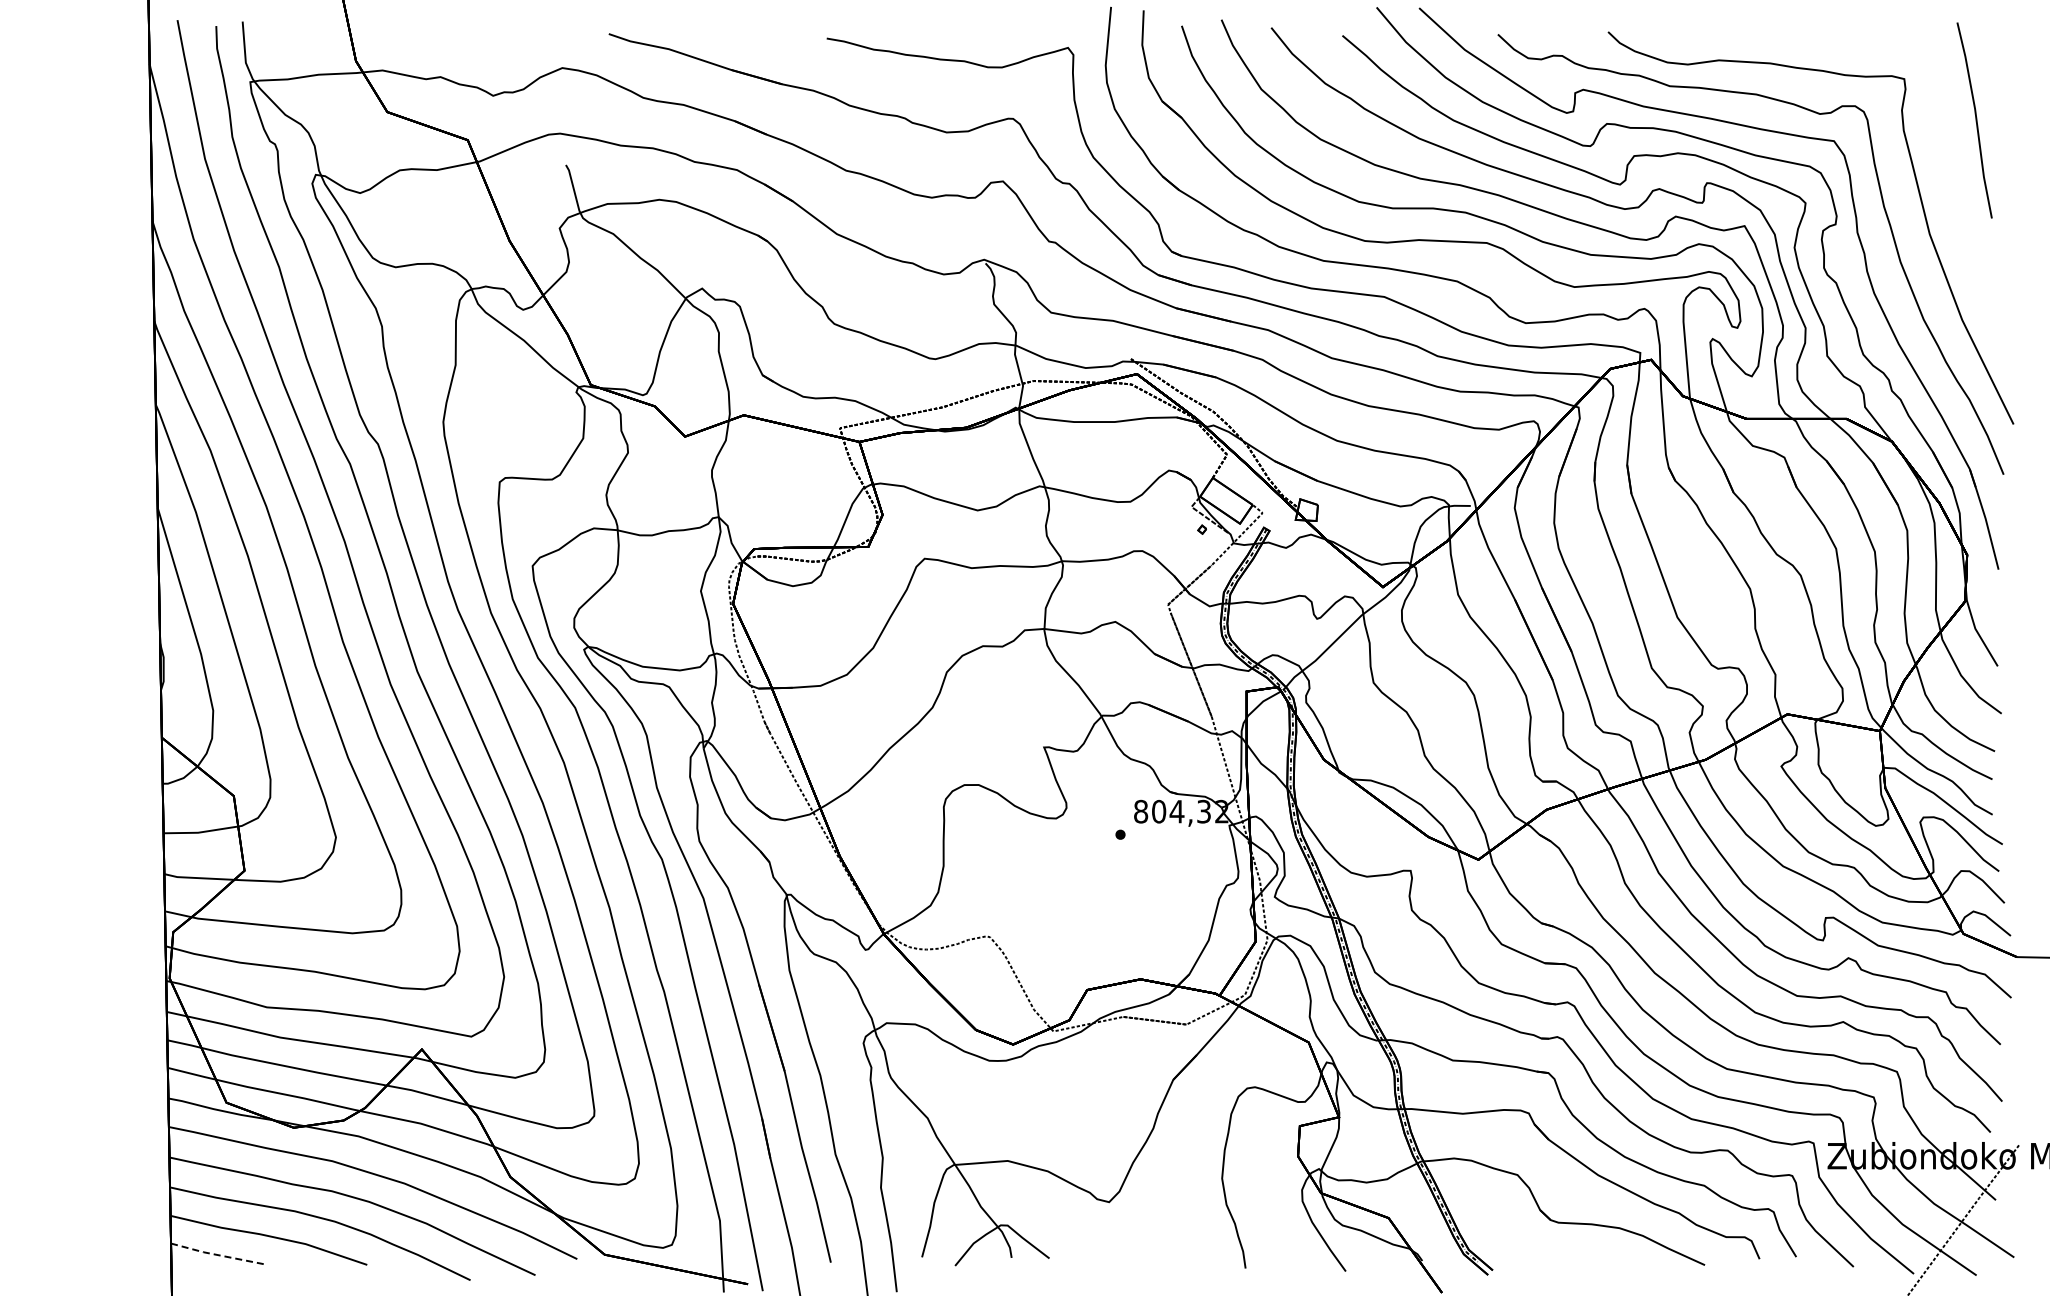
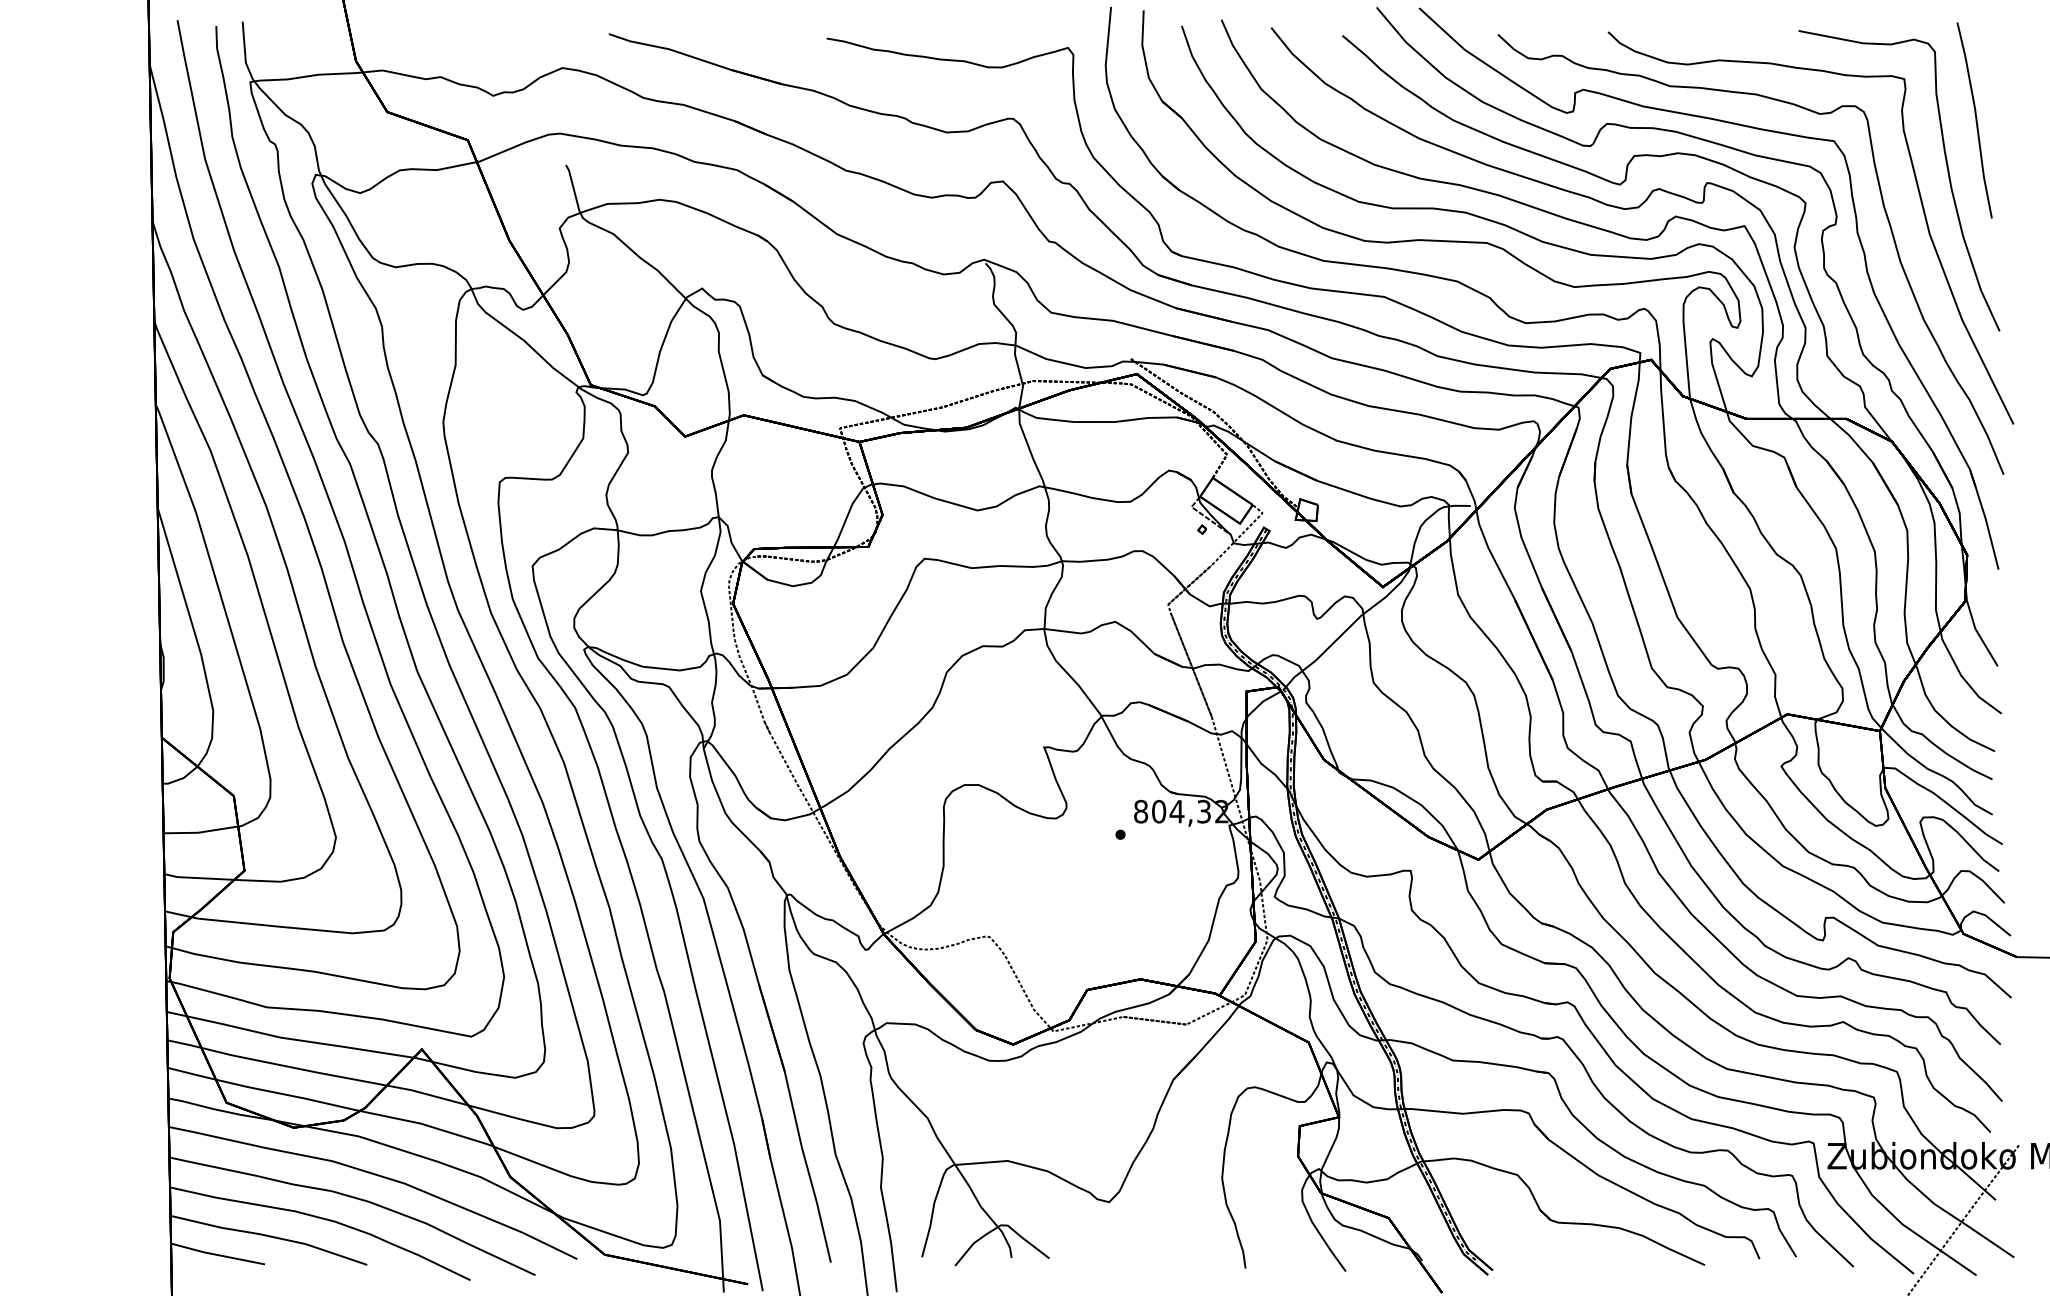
curve: none -> present (1947, 173)
line: dashed -> solid (217, 1254)
